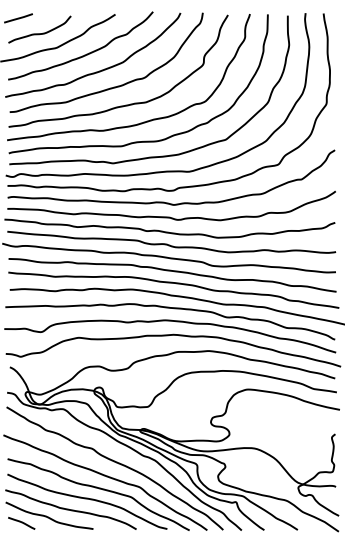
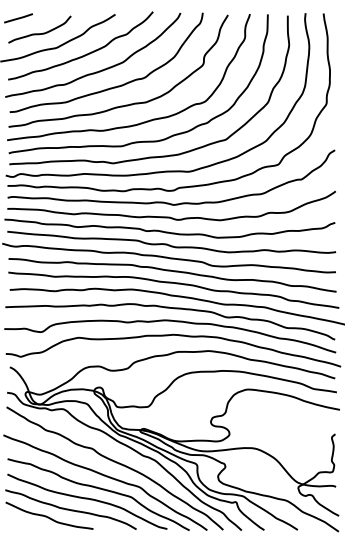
line: present -> none (21, 523)
